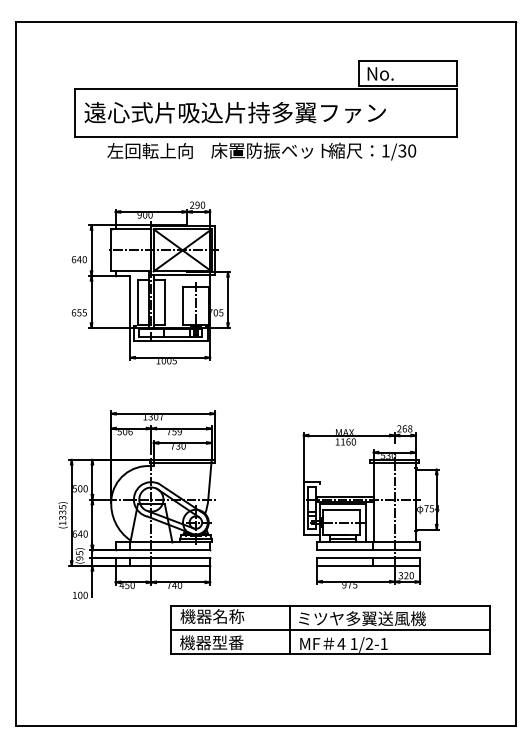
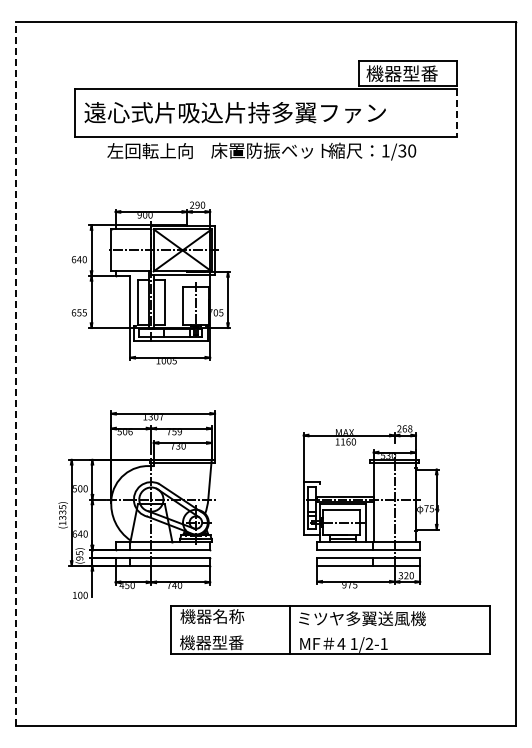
text: No. -> 機器型番 (401, 73)
line: solid -> dashed (456, 113)
line: solid -> dashed (15, 374)
line: present -> none (329, 630)
